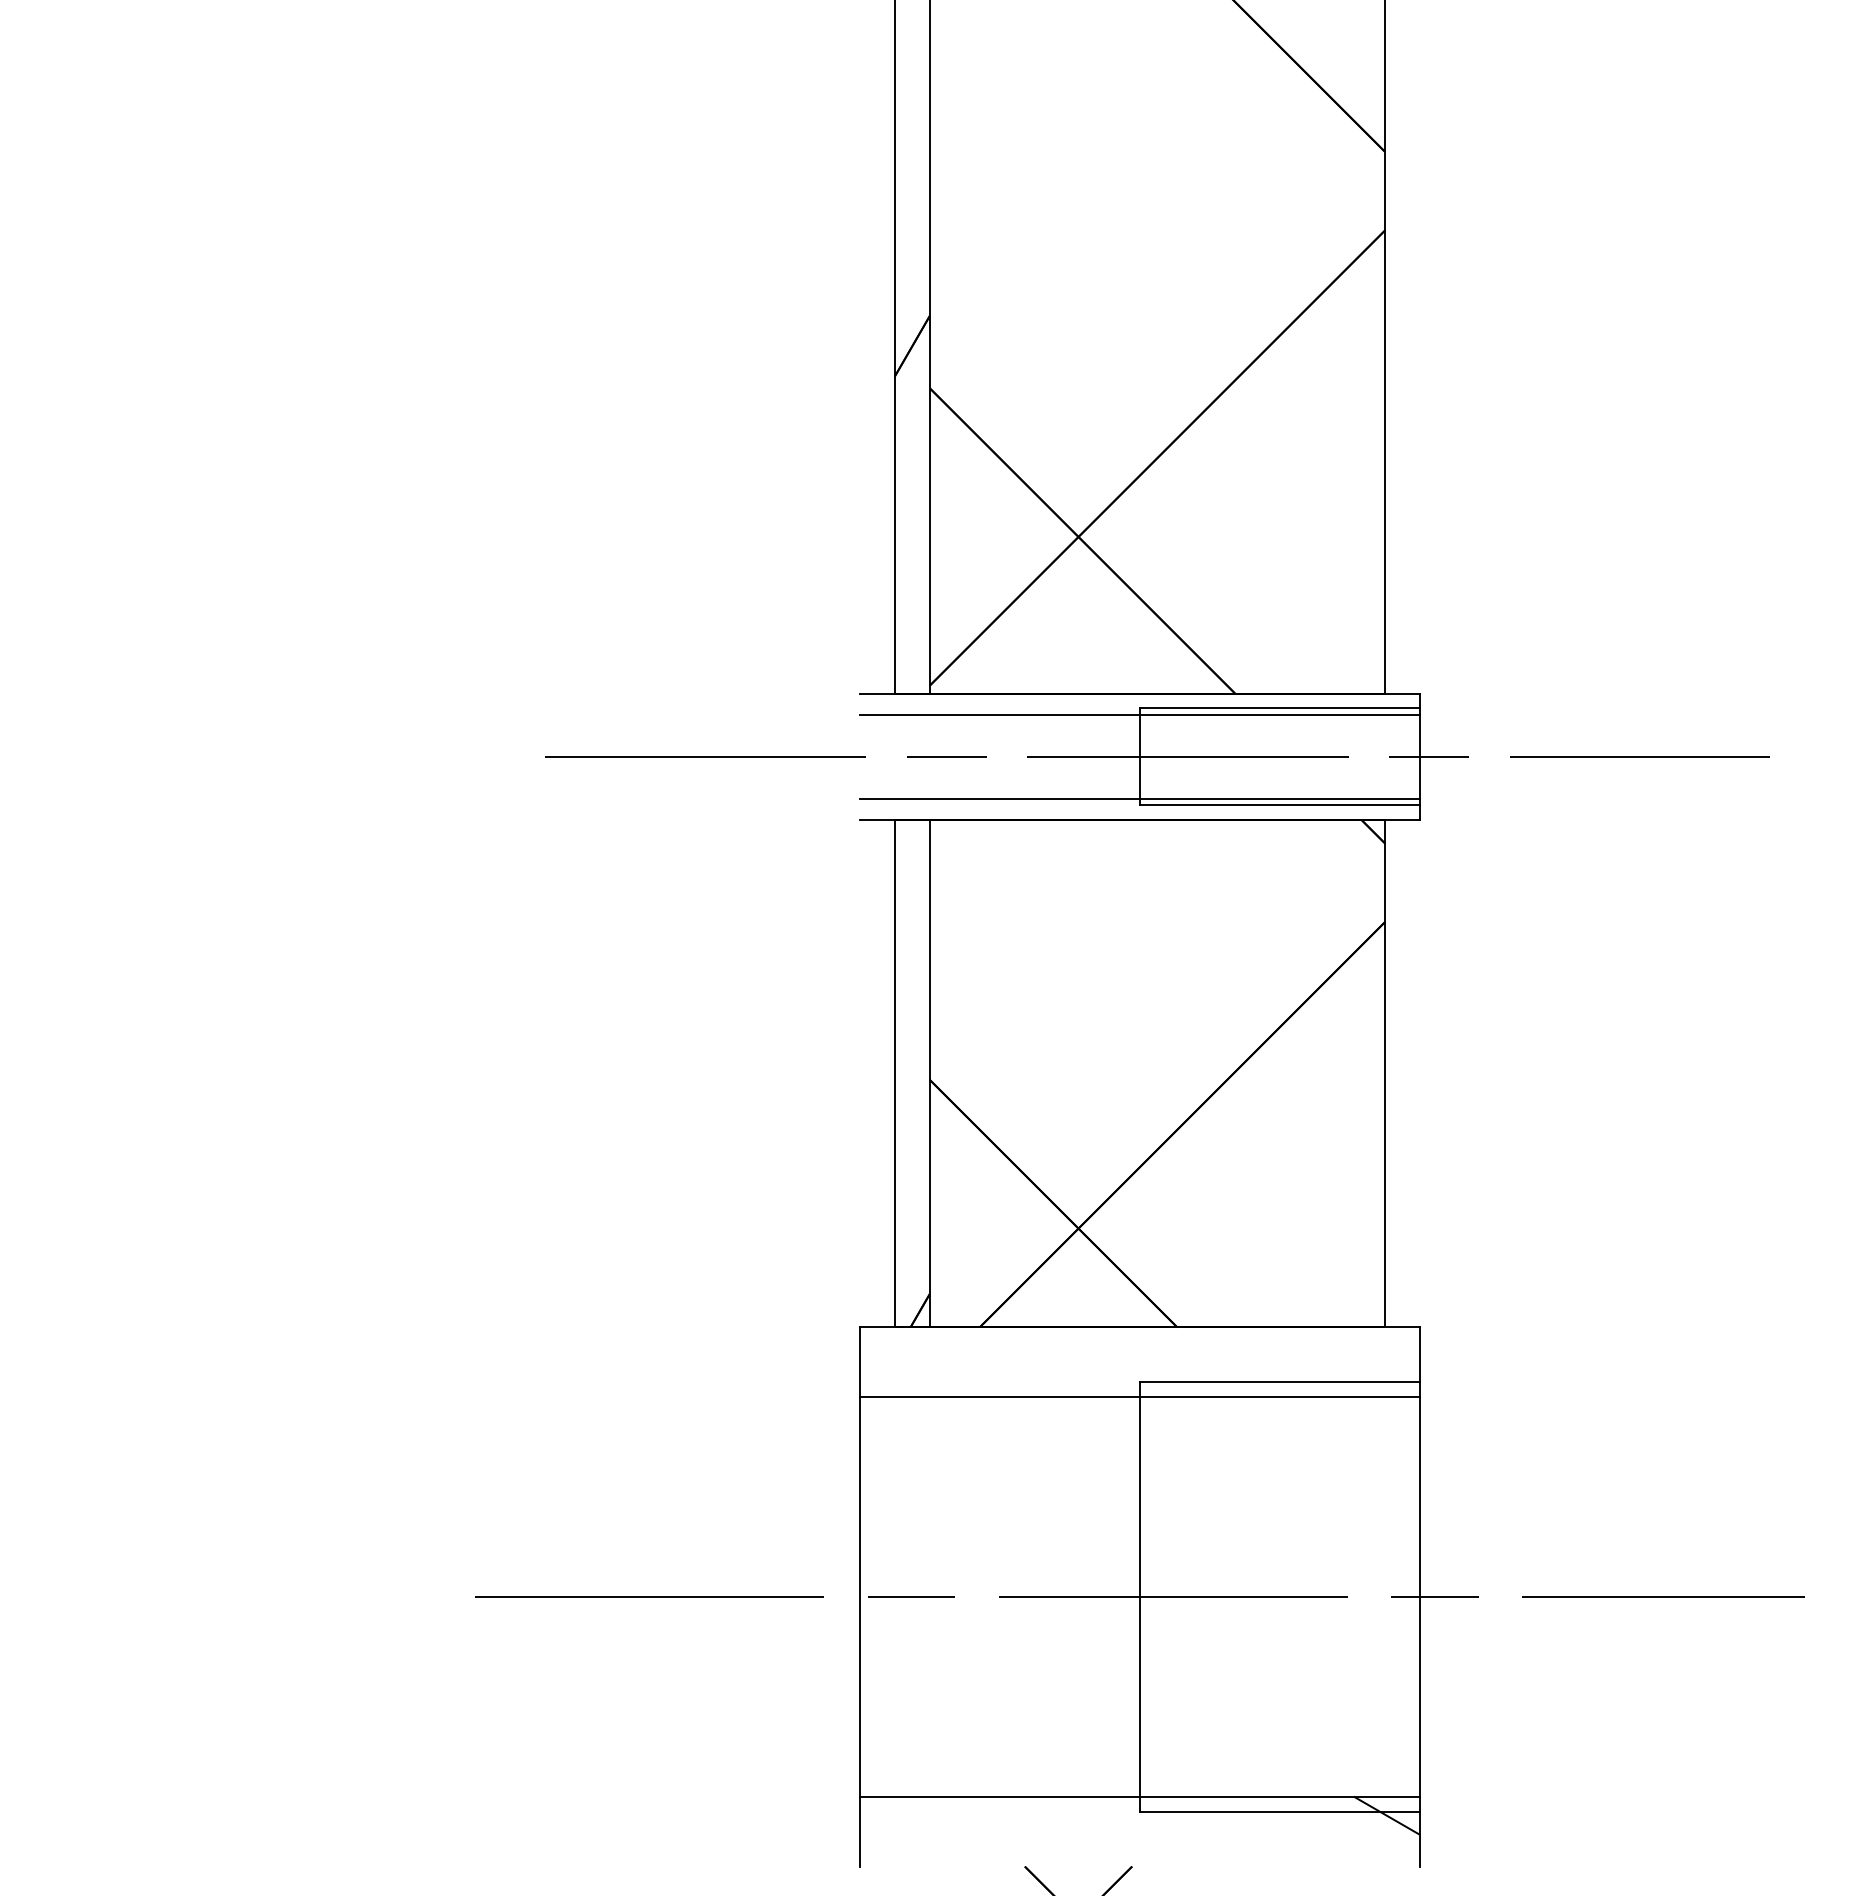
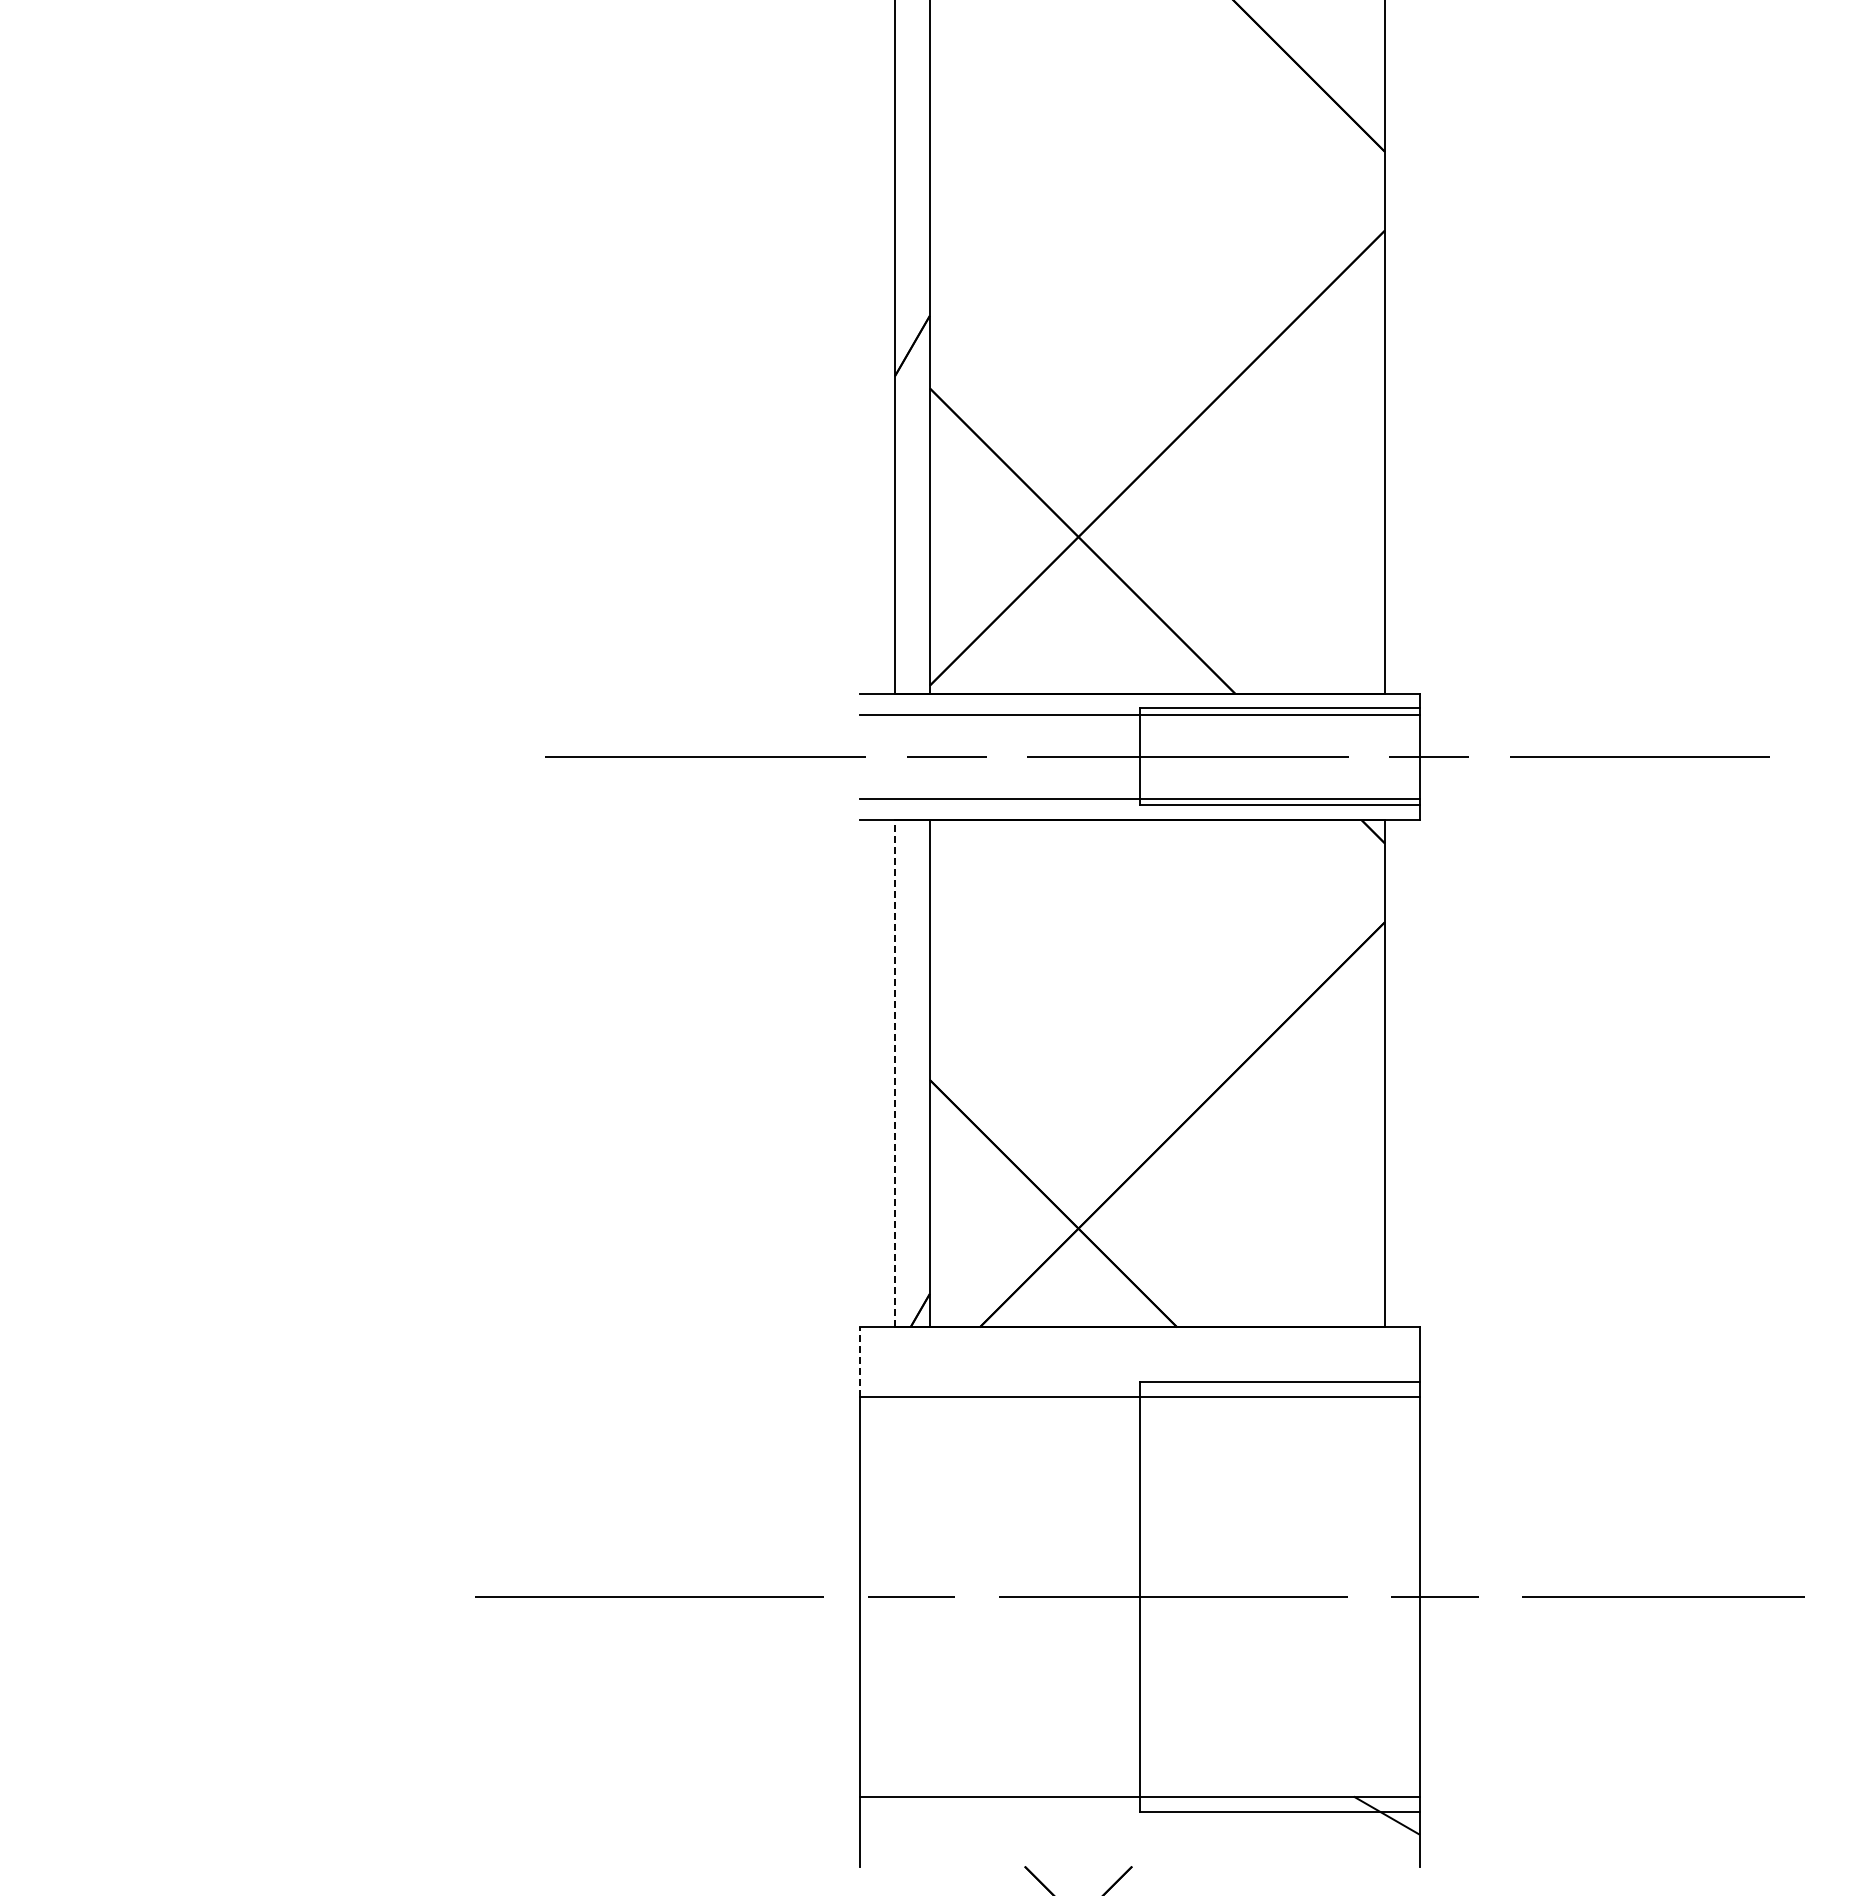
line: solid -> dashed (894, 1073)
line: solid -> dashed (859, 1361)
